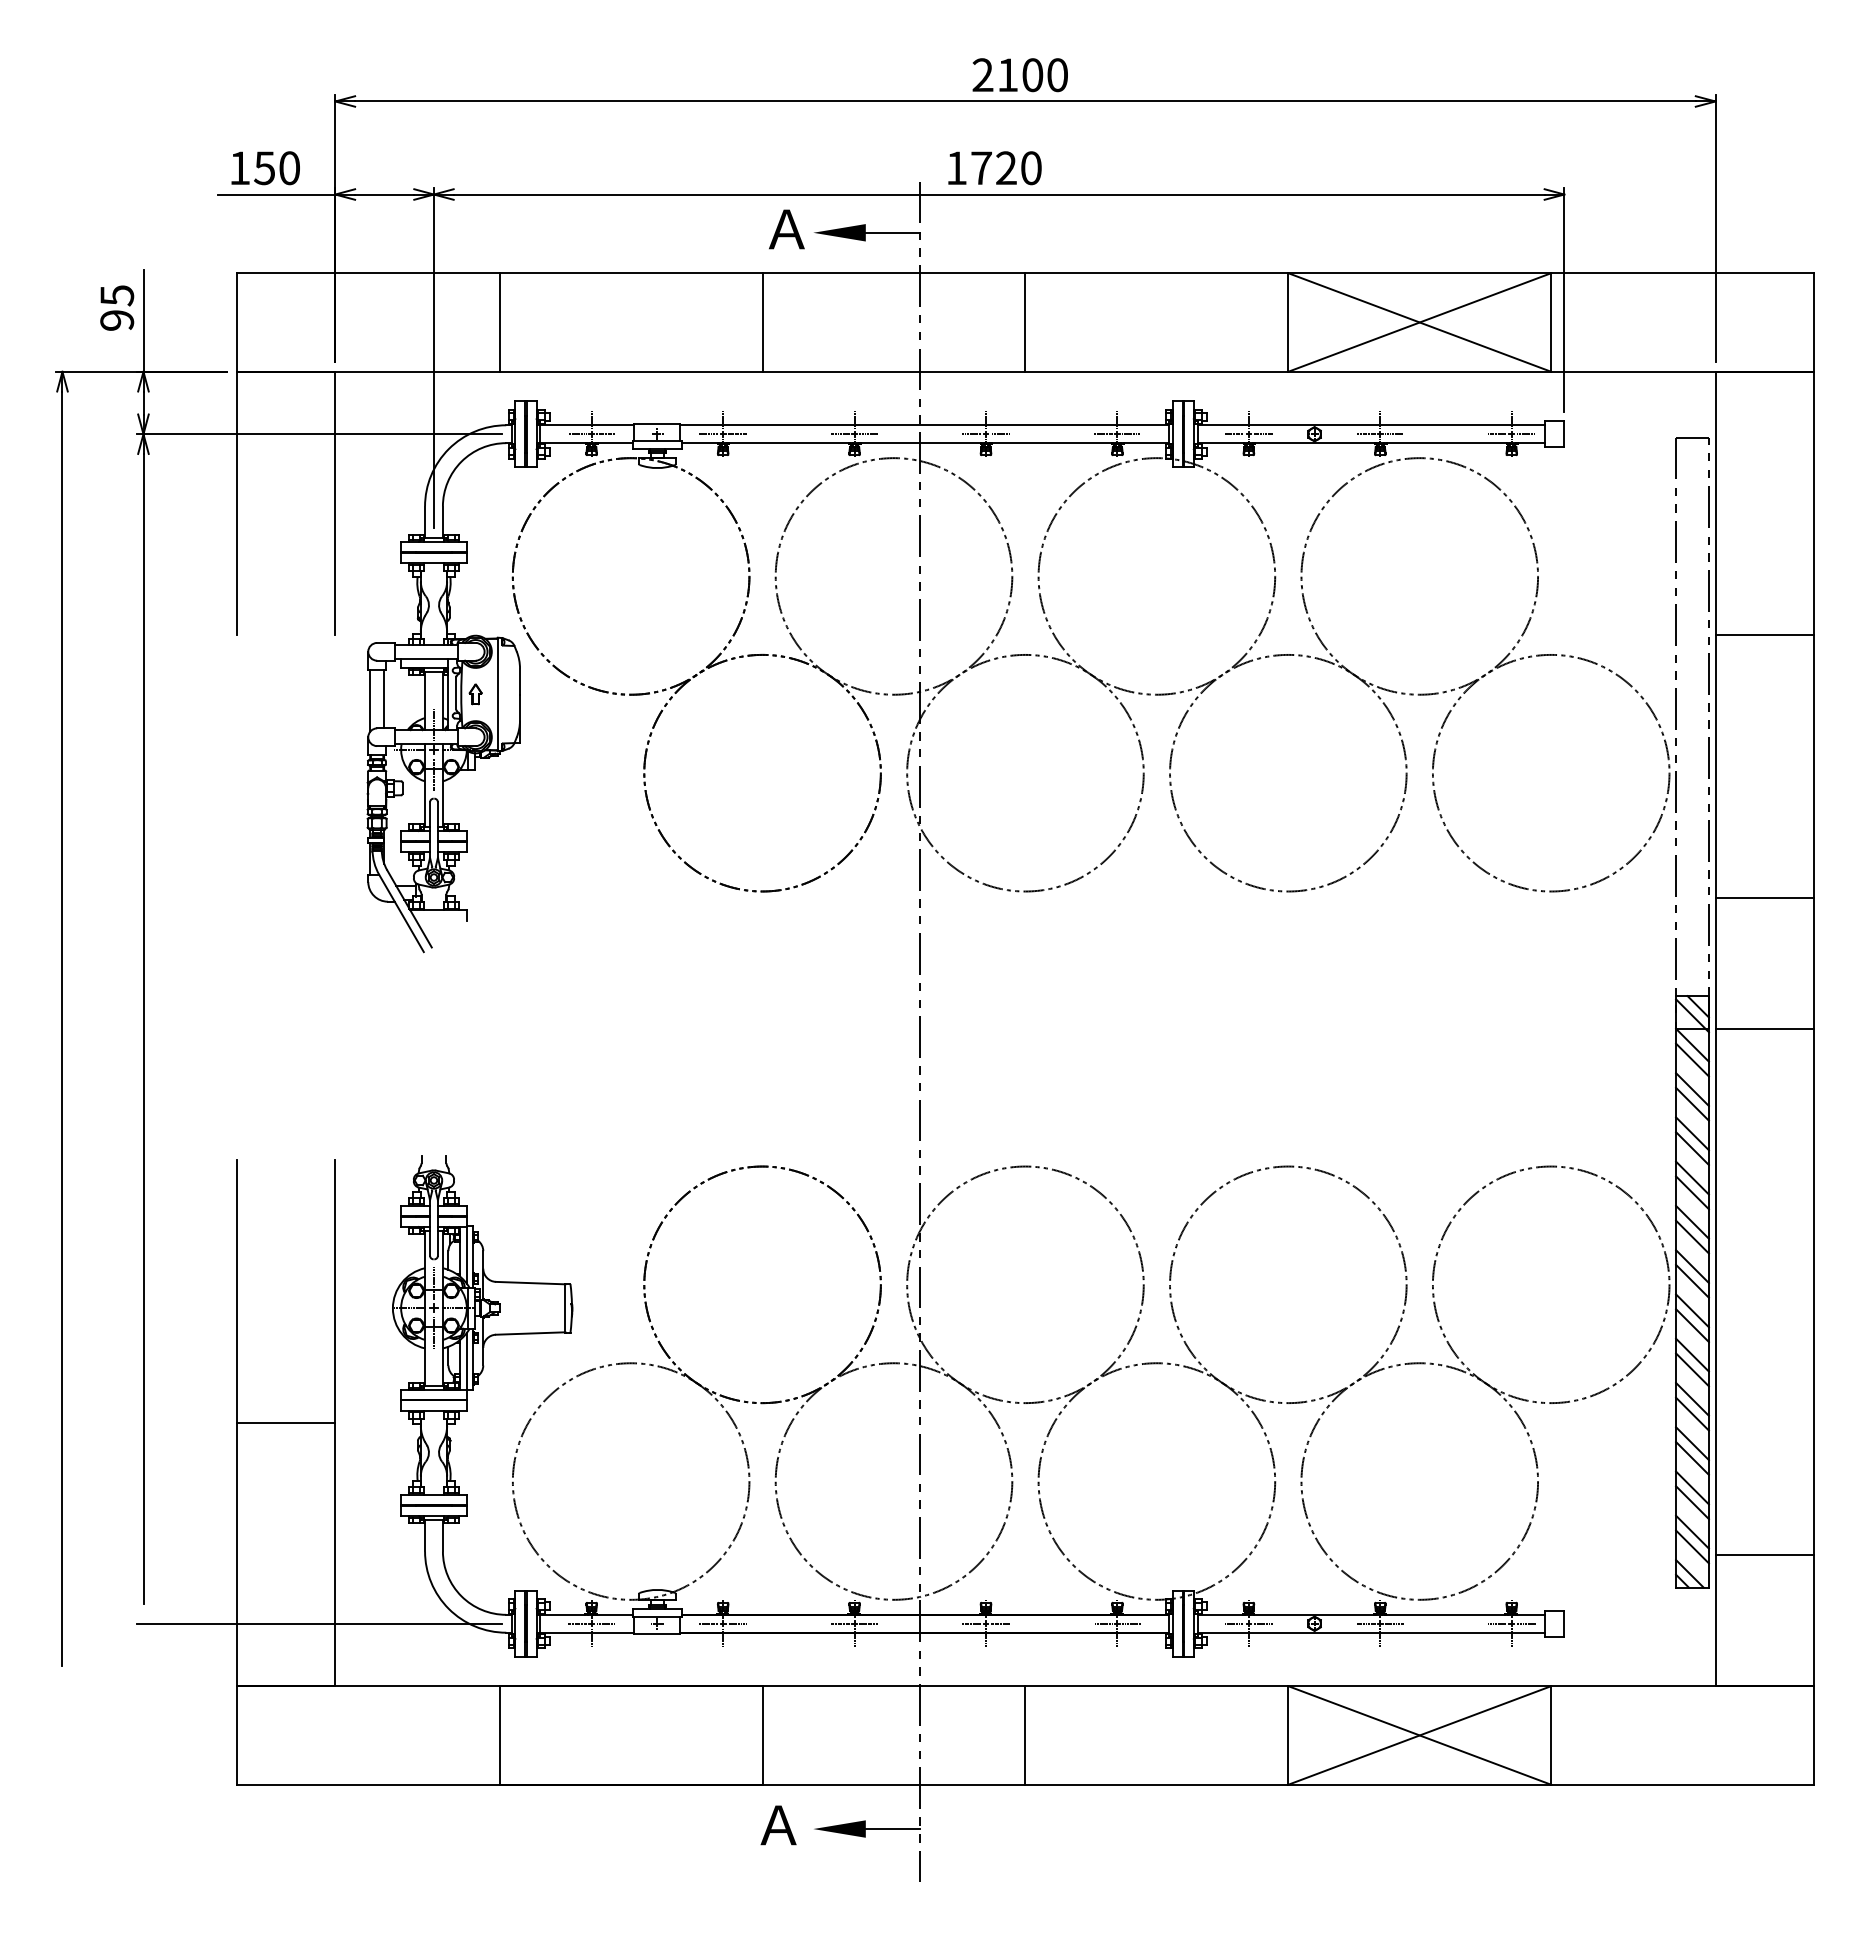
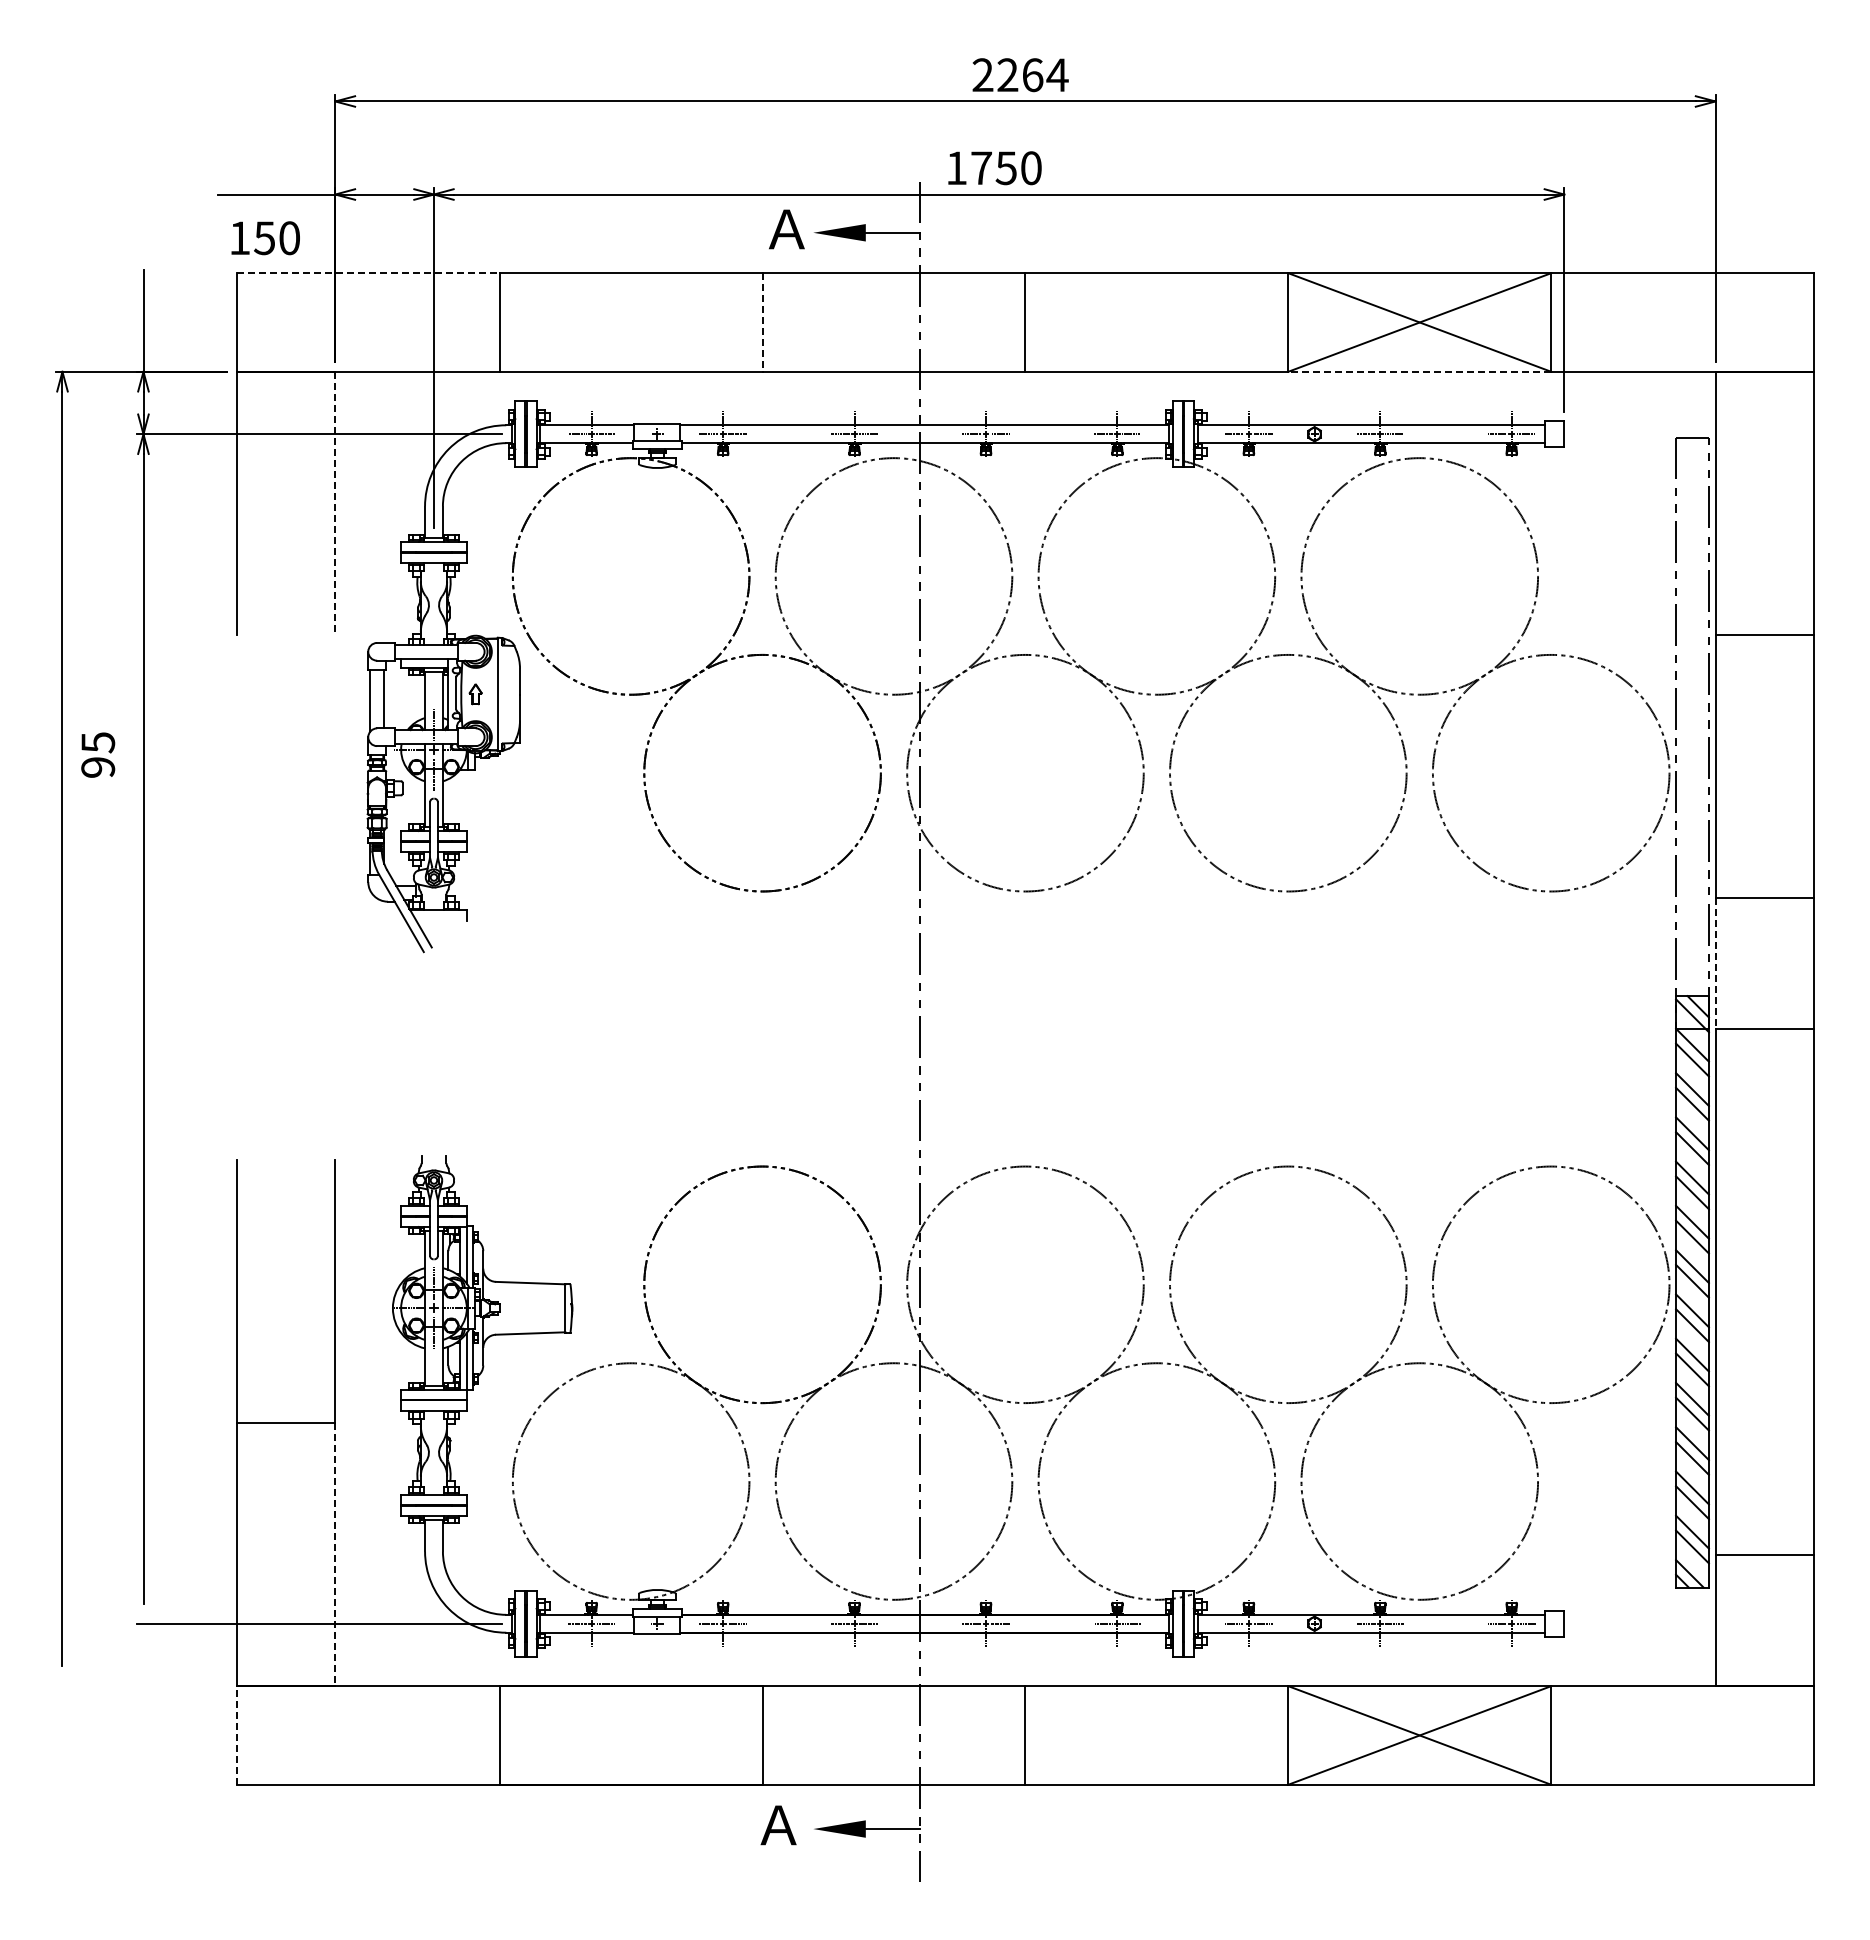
text: 2100 -> 2264 (1032, 75)
text position: (265, 168) -> (265, 238) (265, 238)
text: 1720 -> 1750 (1005, 168)
line: solid -> dashed (368, 273)
text position: (117, 307) -> (98, 754) (98, 754)
line: solid -> dashed (762, 323)
line: solid -> dashed (1419, 371)
line: solid -> dashed (335, 503)
line: solid -> dashed (1715, 963)
line: solid -> dashed (335, 1555)
line: solid -> dashed (236, 1735)
